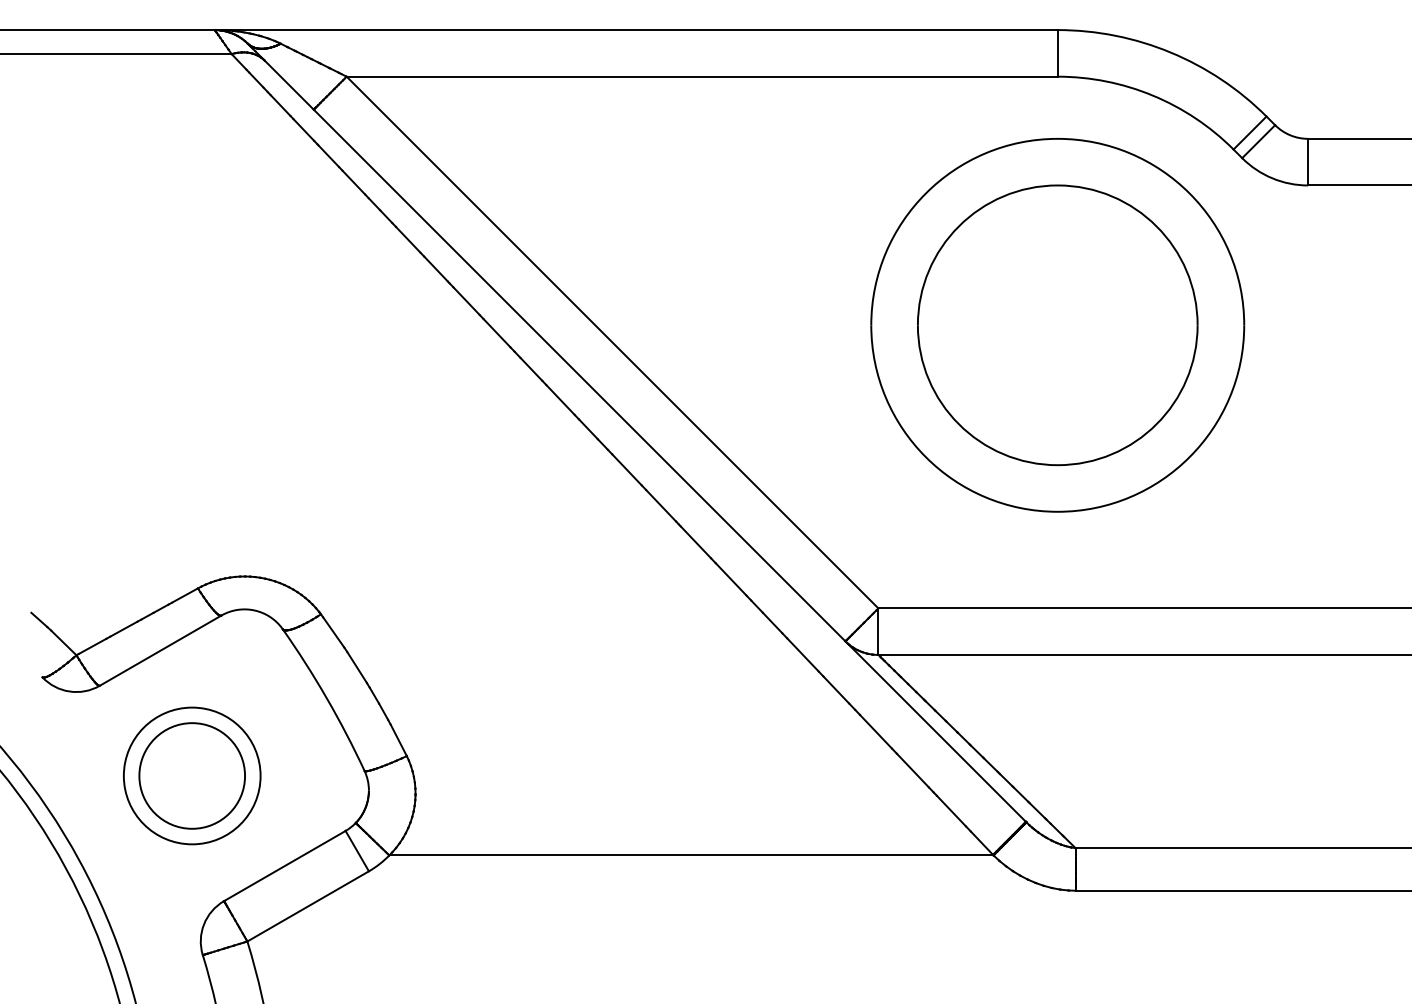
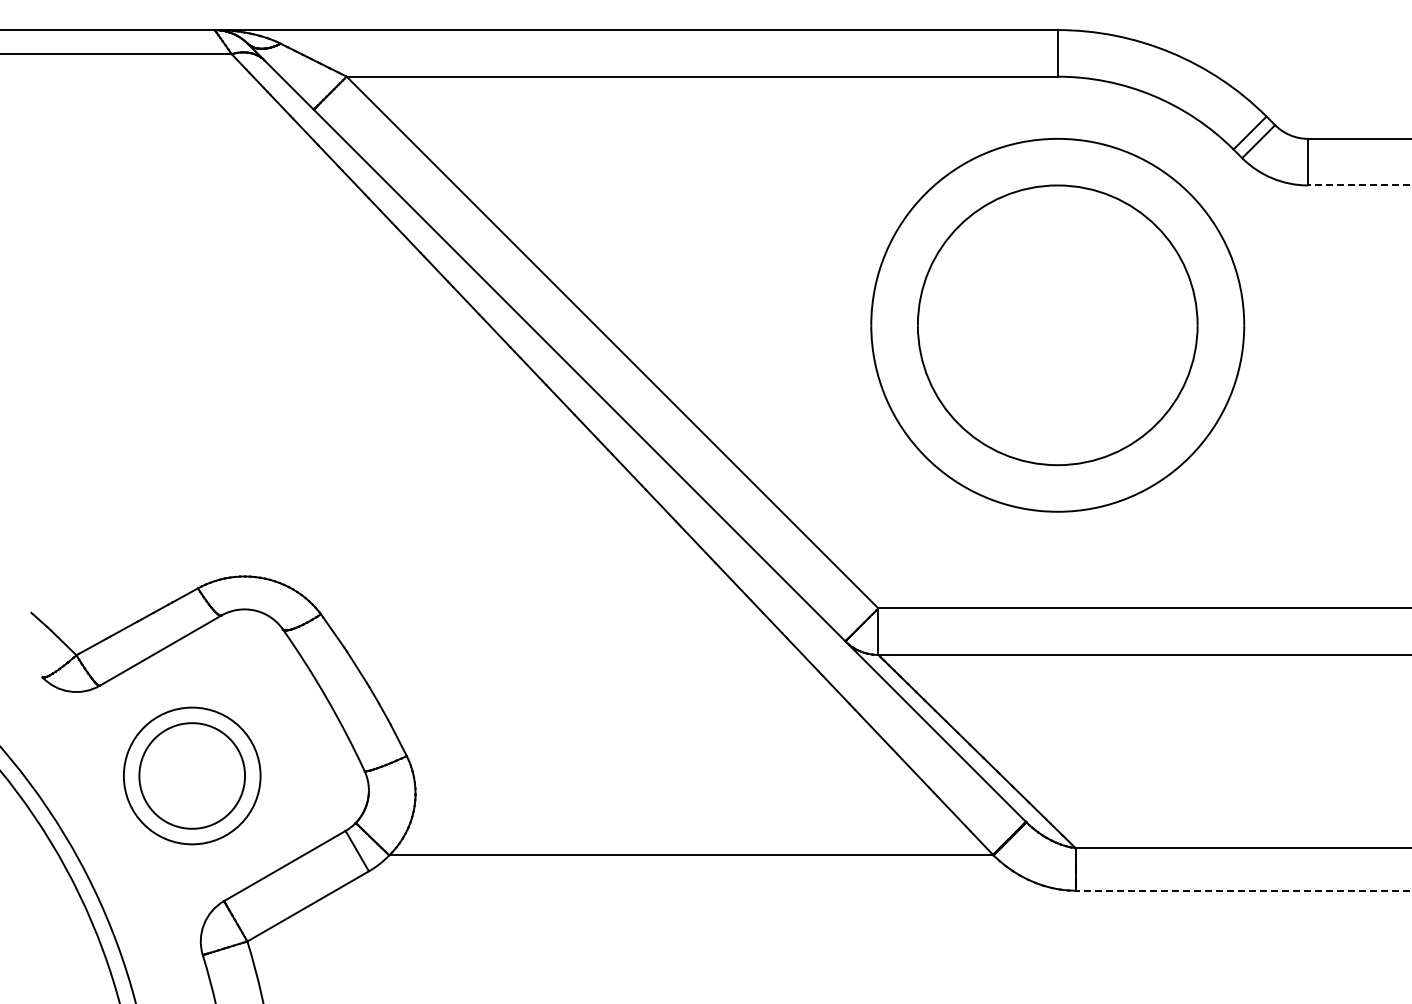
line: solid -> dashed (1360, 185)
line: solid -> dashed (1243, 890)
